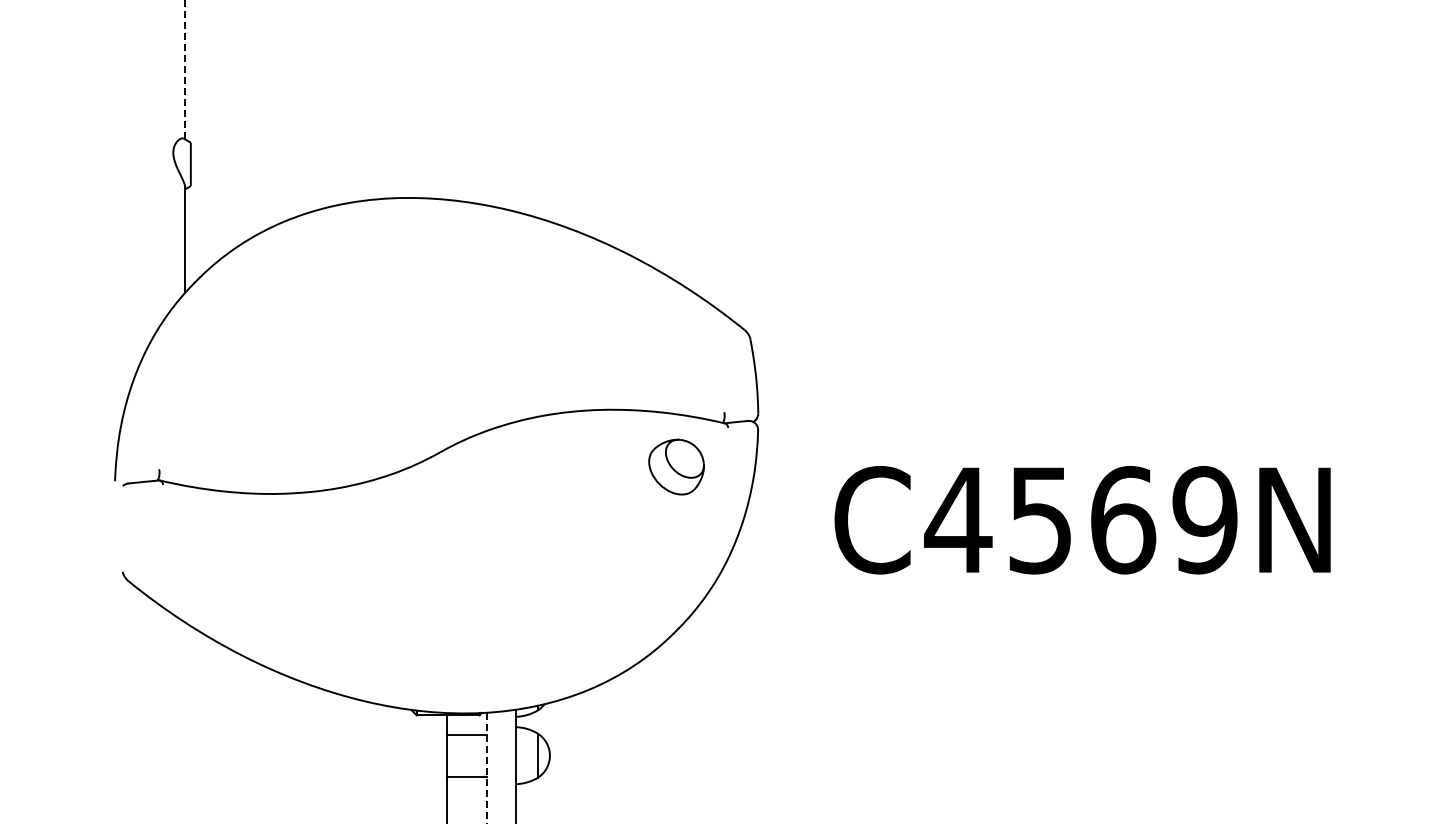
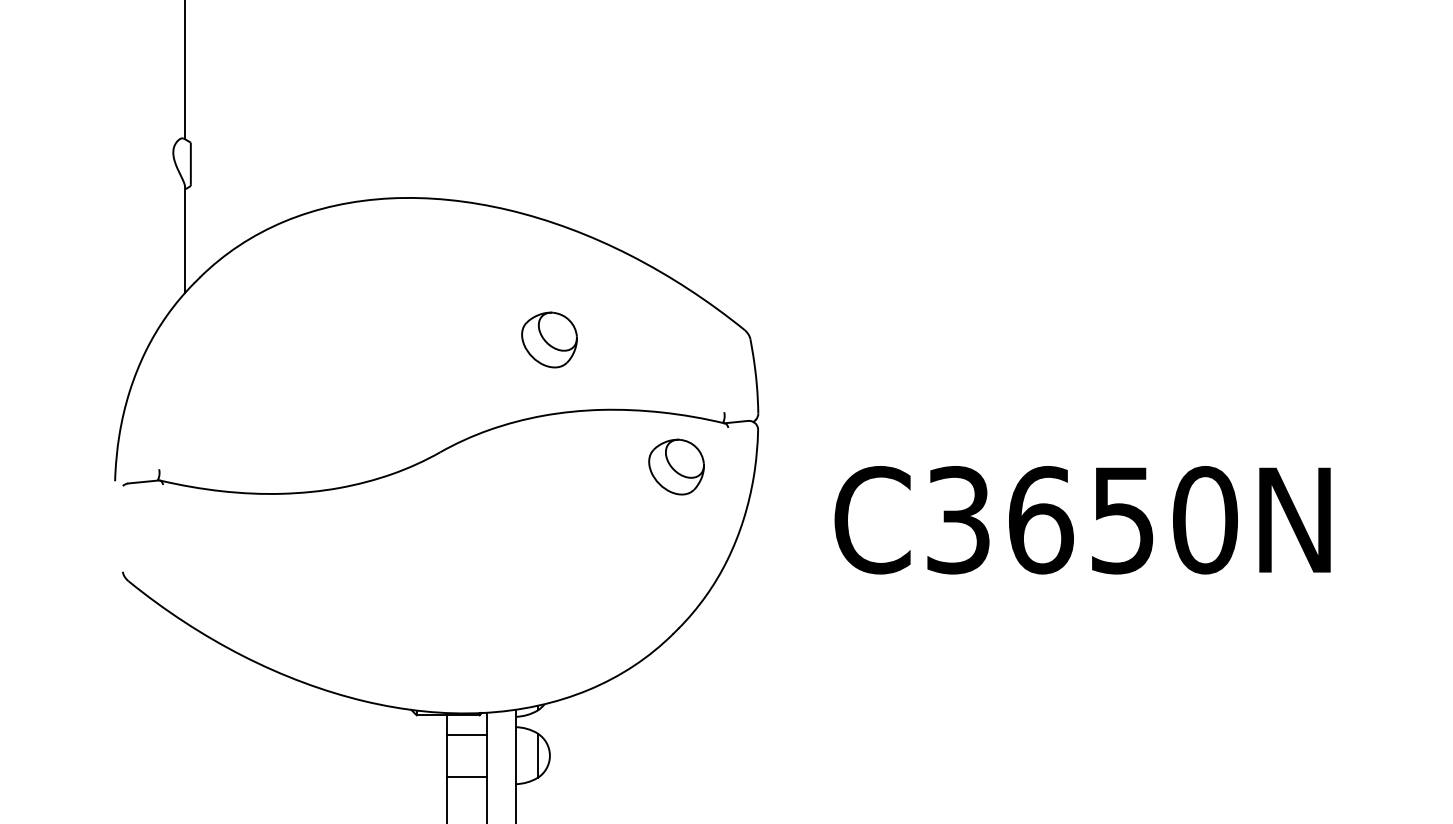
line: dashed -> solid (185, 69)
part: none -> present (549, 339)
text: C4569N -> C3650N (1080, 520)
line: dashed -> solid (487, 768)
